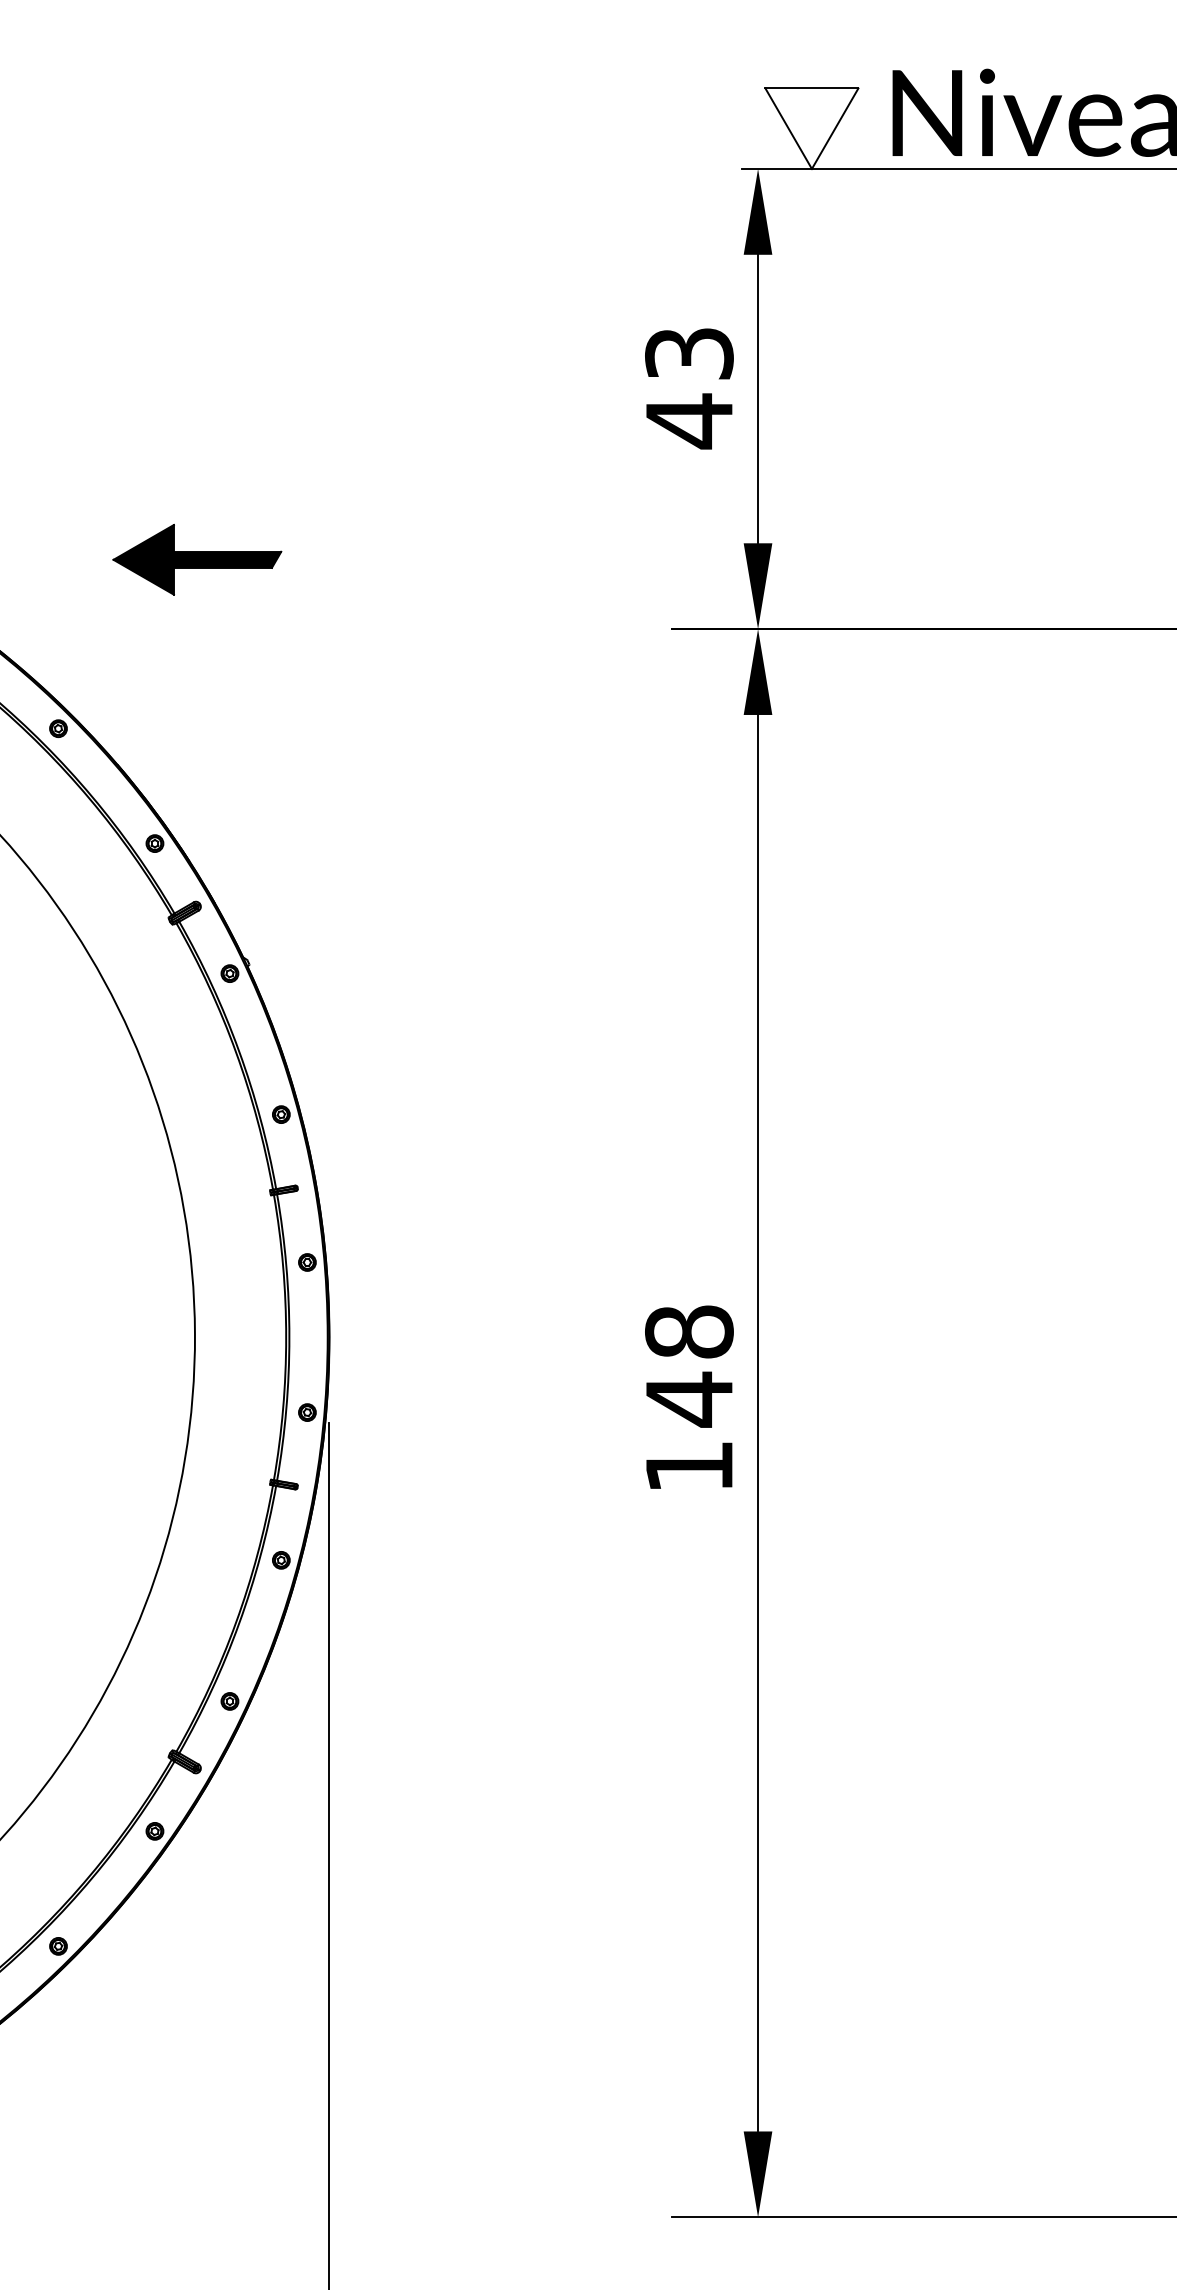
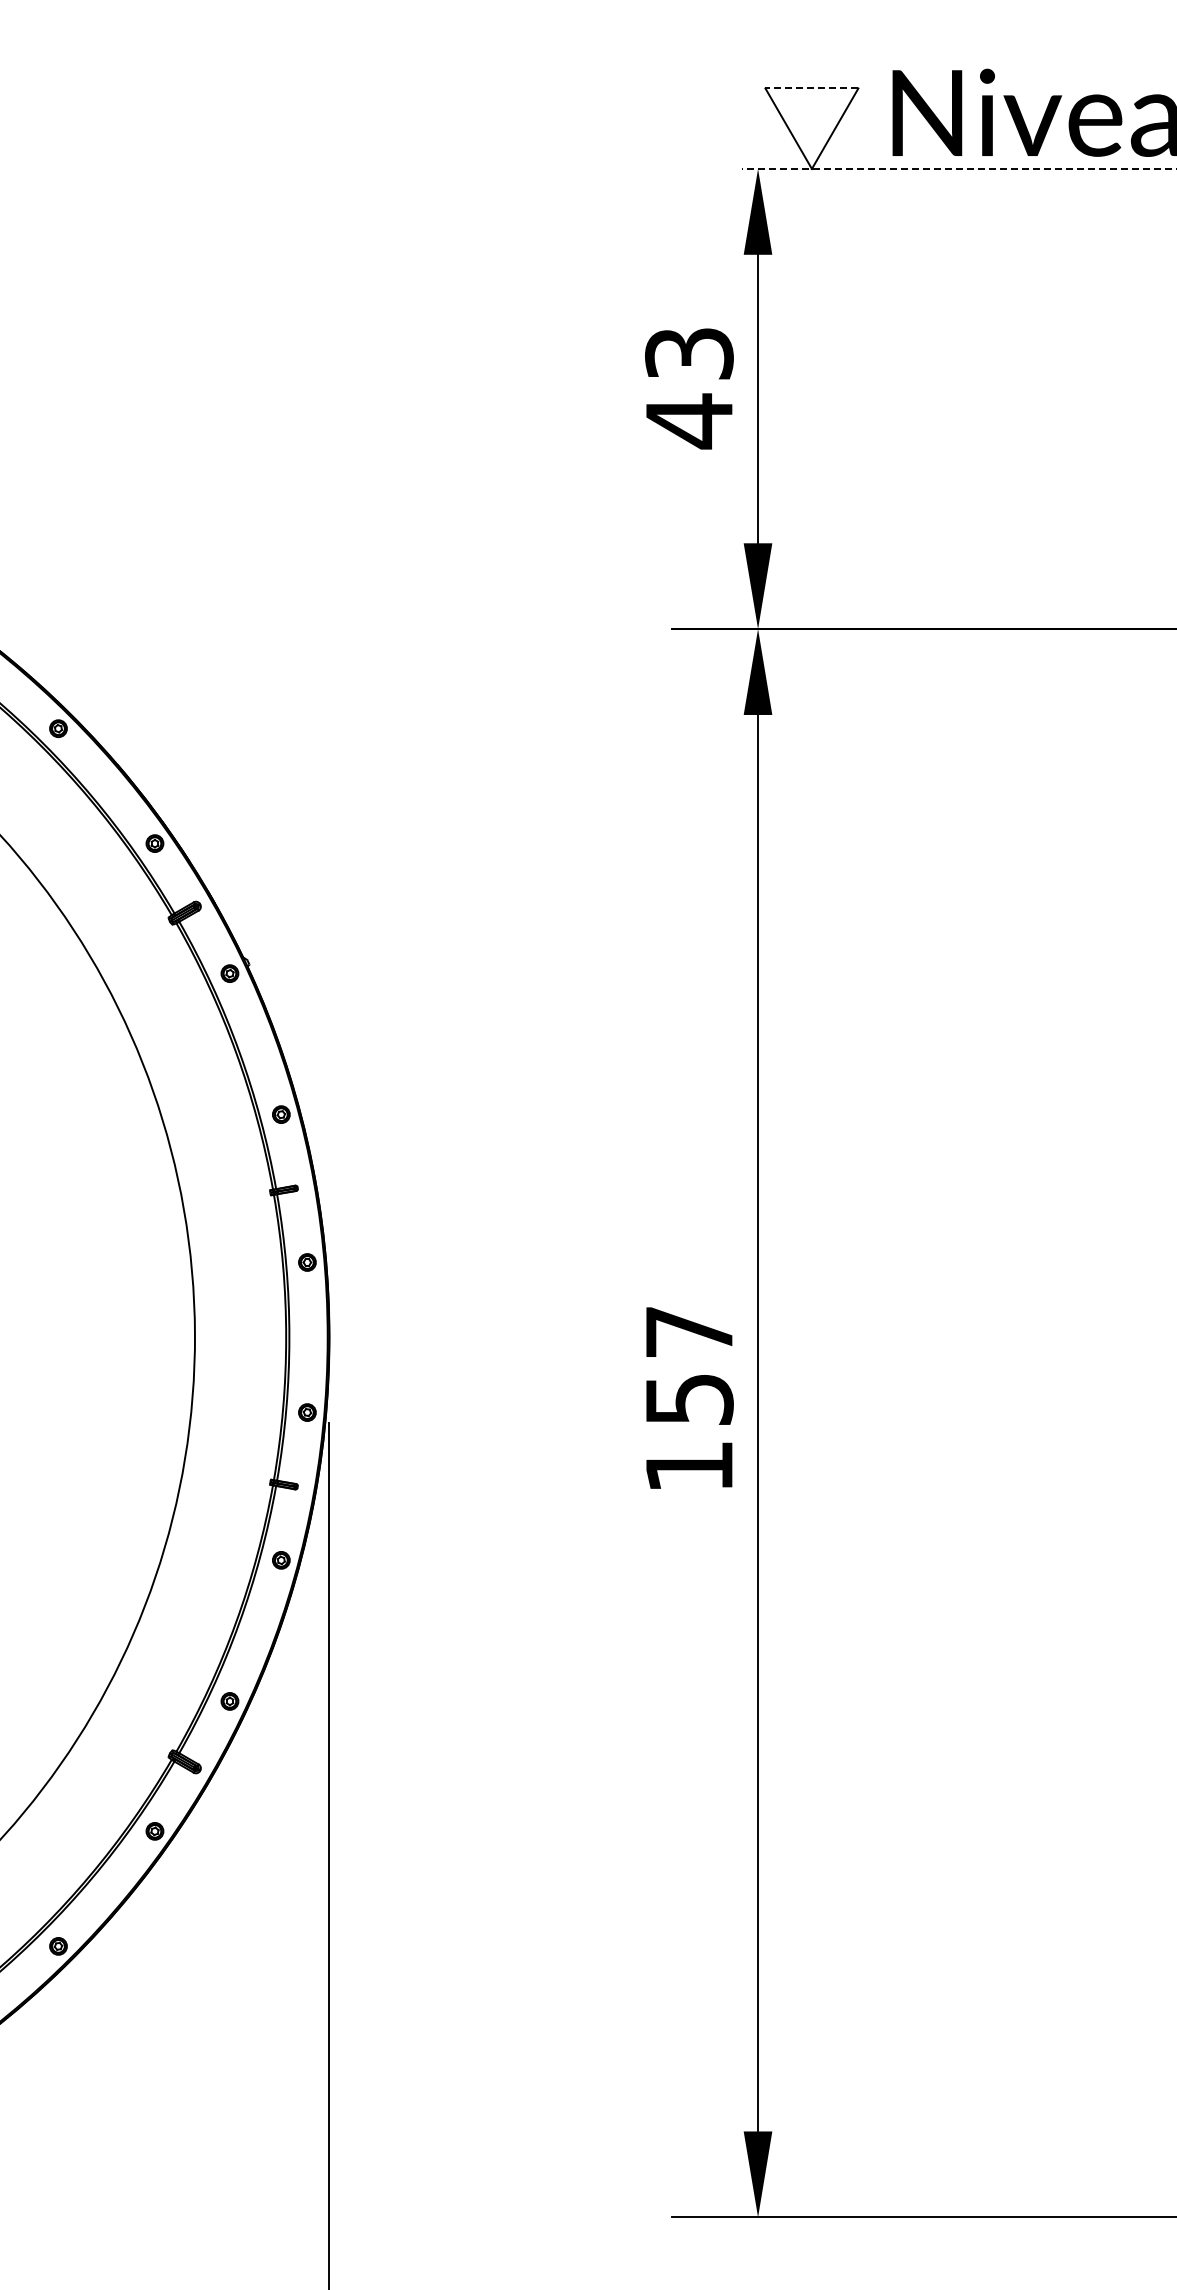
line: solid -> dashed (811, 88)
line: solid -> dashed (959, 168)
part: present -> none (197, 559)
text: 148 -> 157 (689, 1366)
